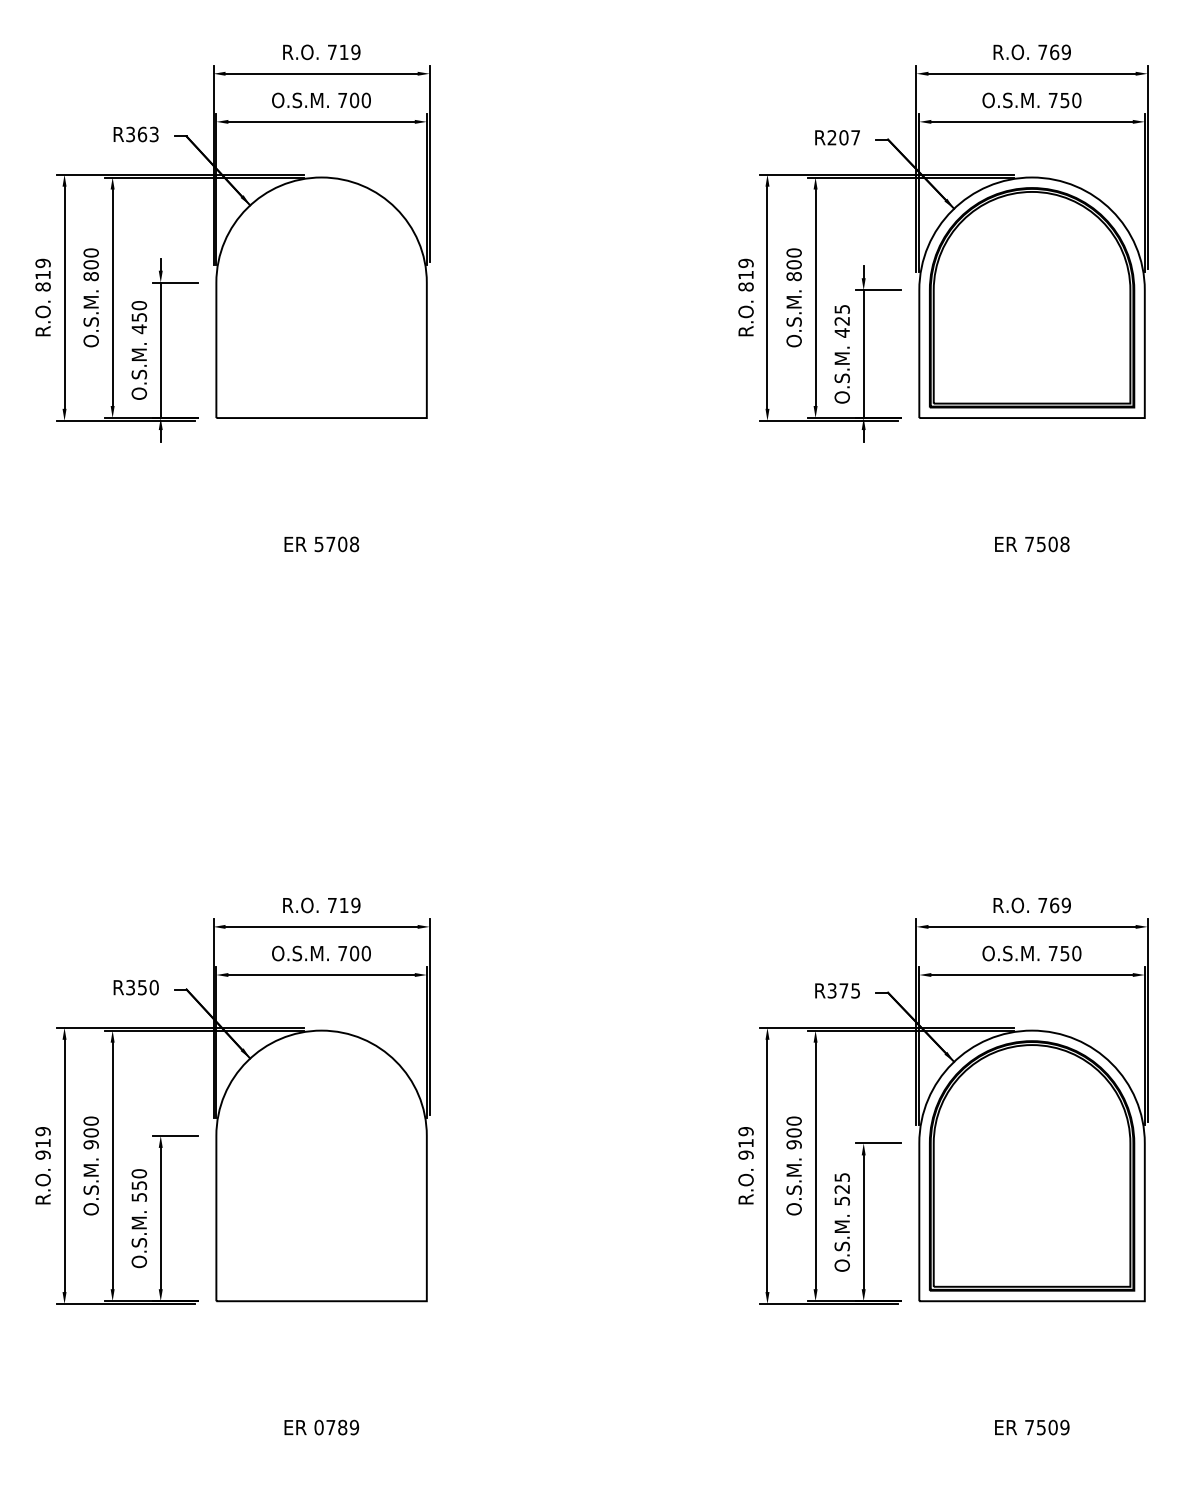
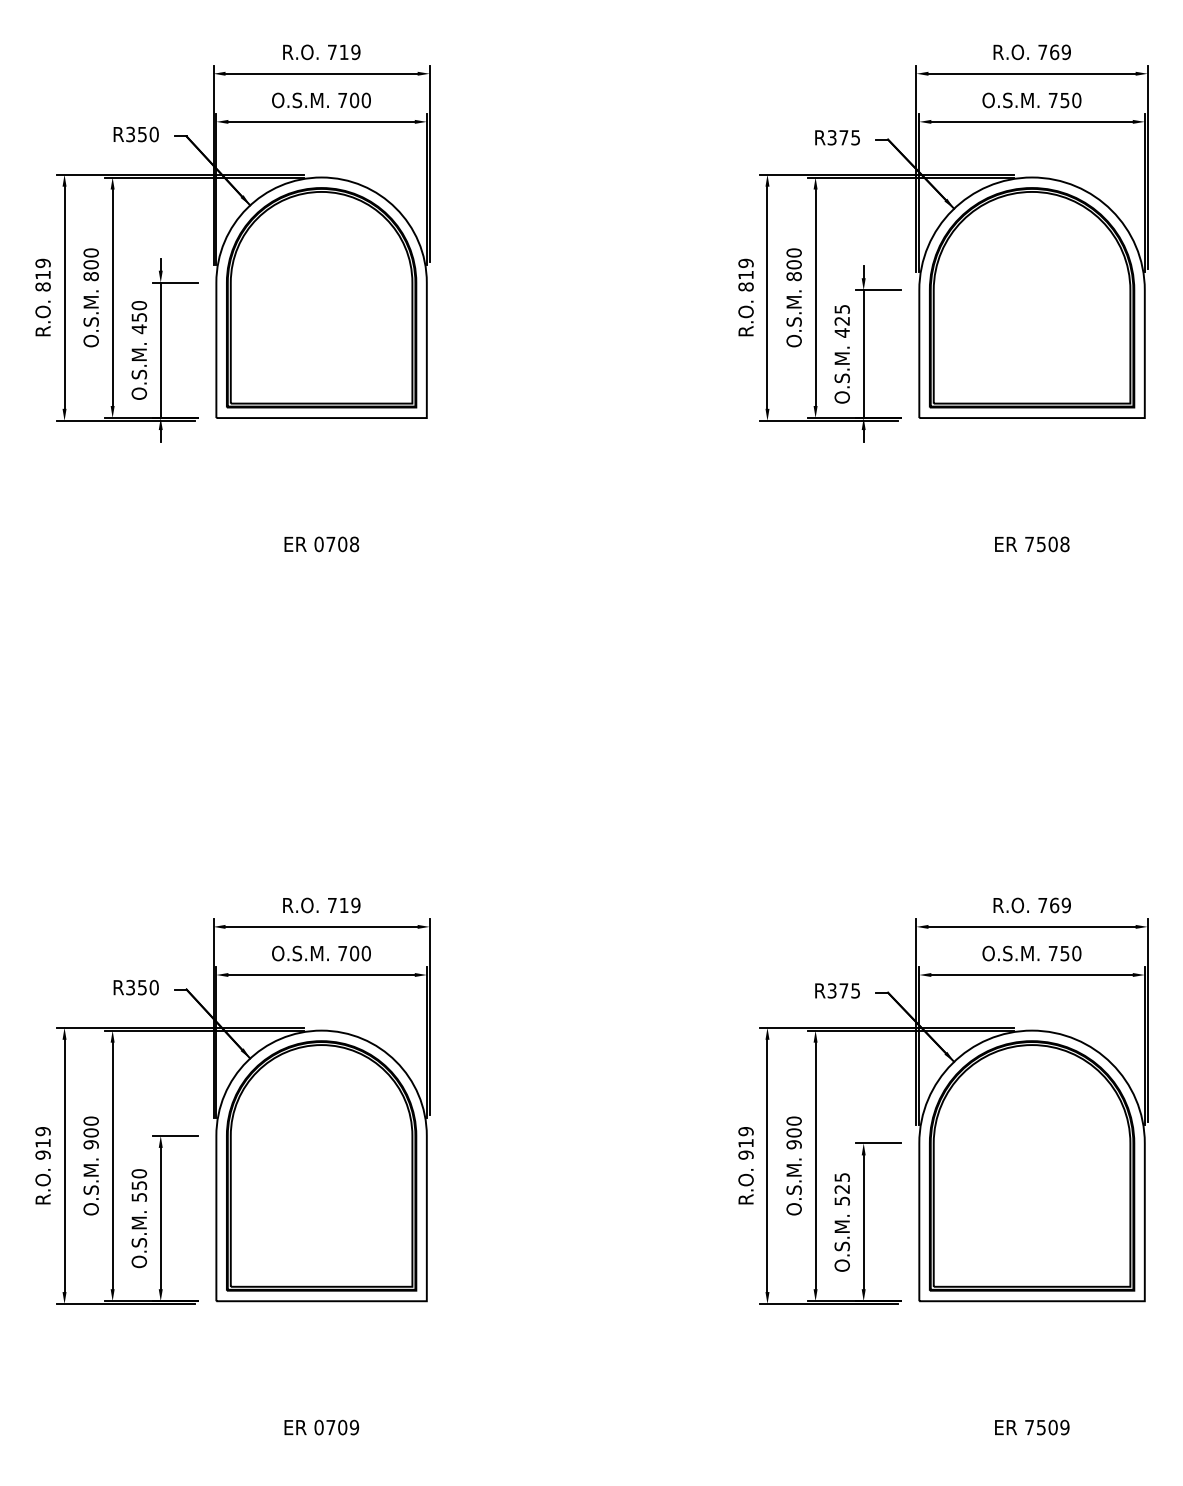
text: R363 -> R350 (147, 134)
text: R207 -> R375 (843, 137)
part: none -> present (321, 297)
text: 5708 -> 0708 (318, 544)
part: none -> present (321, 1165)
text: 0789 -> 0709 (342, 1427)
